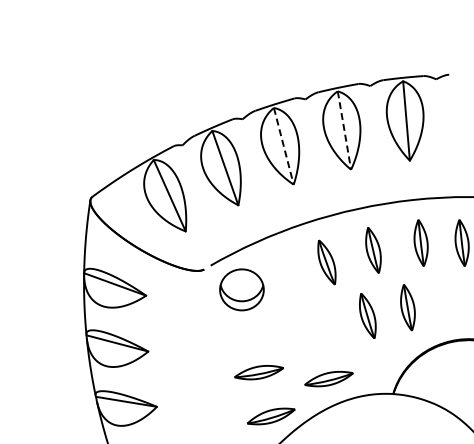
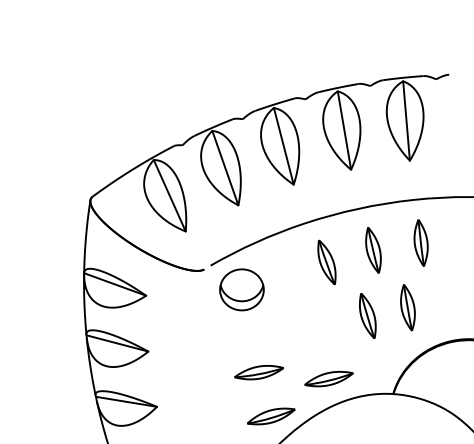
line: dashed -> solid (344, 130)
line: dashed -> solid (283, 146)
part: present -> none (461, 242)
